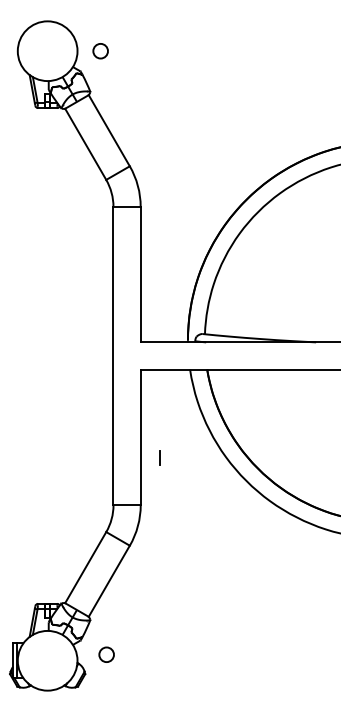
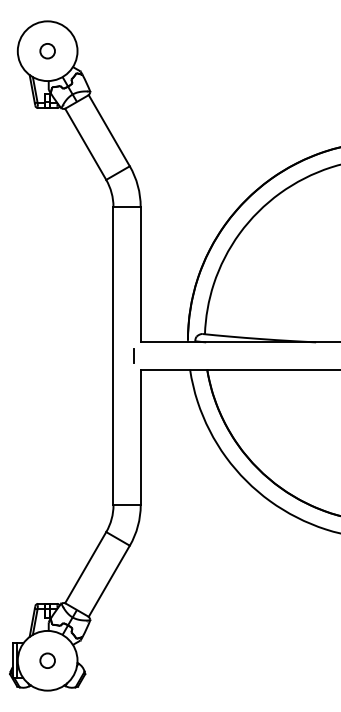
circle position: (100, 51) -> (47, 51) (47, 51)
line position: (159, 457) -> (133, 355) (133, 355)
circle position: (106, 654) -> (47, 660) (47, 660)
